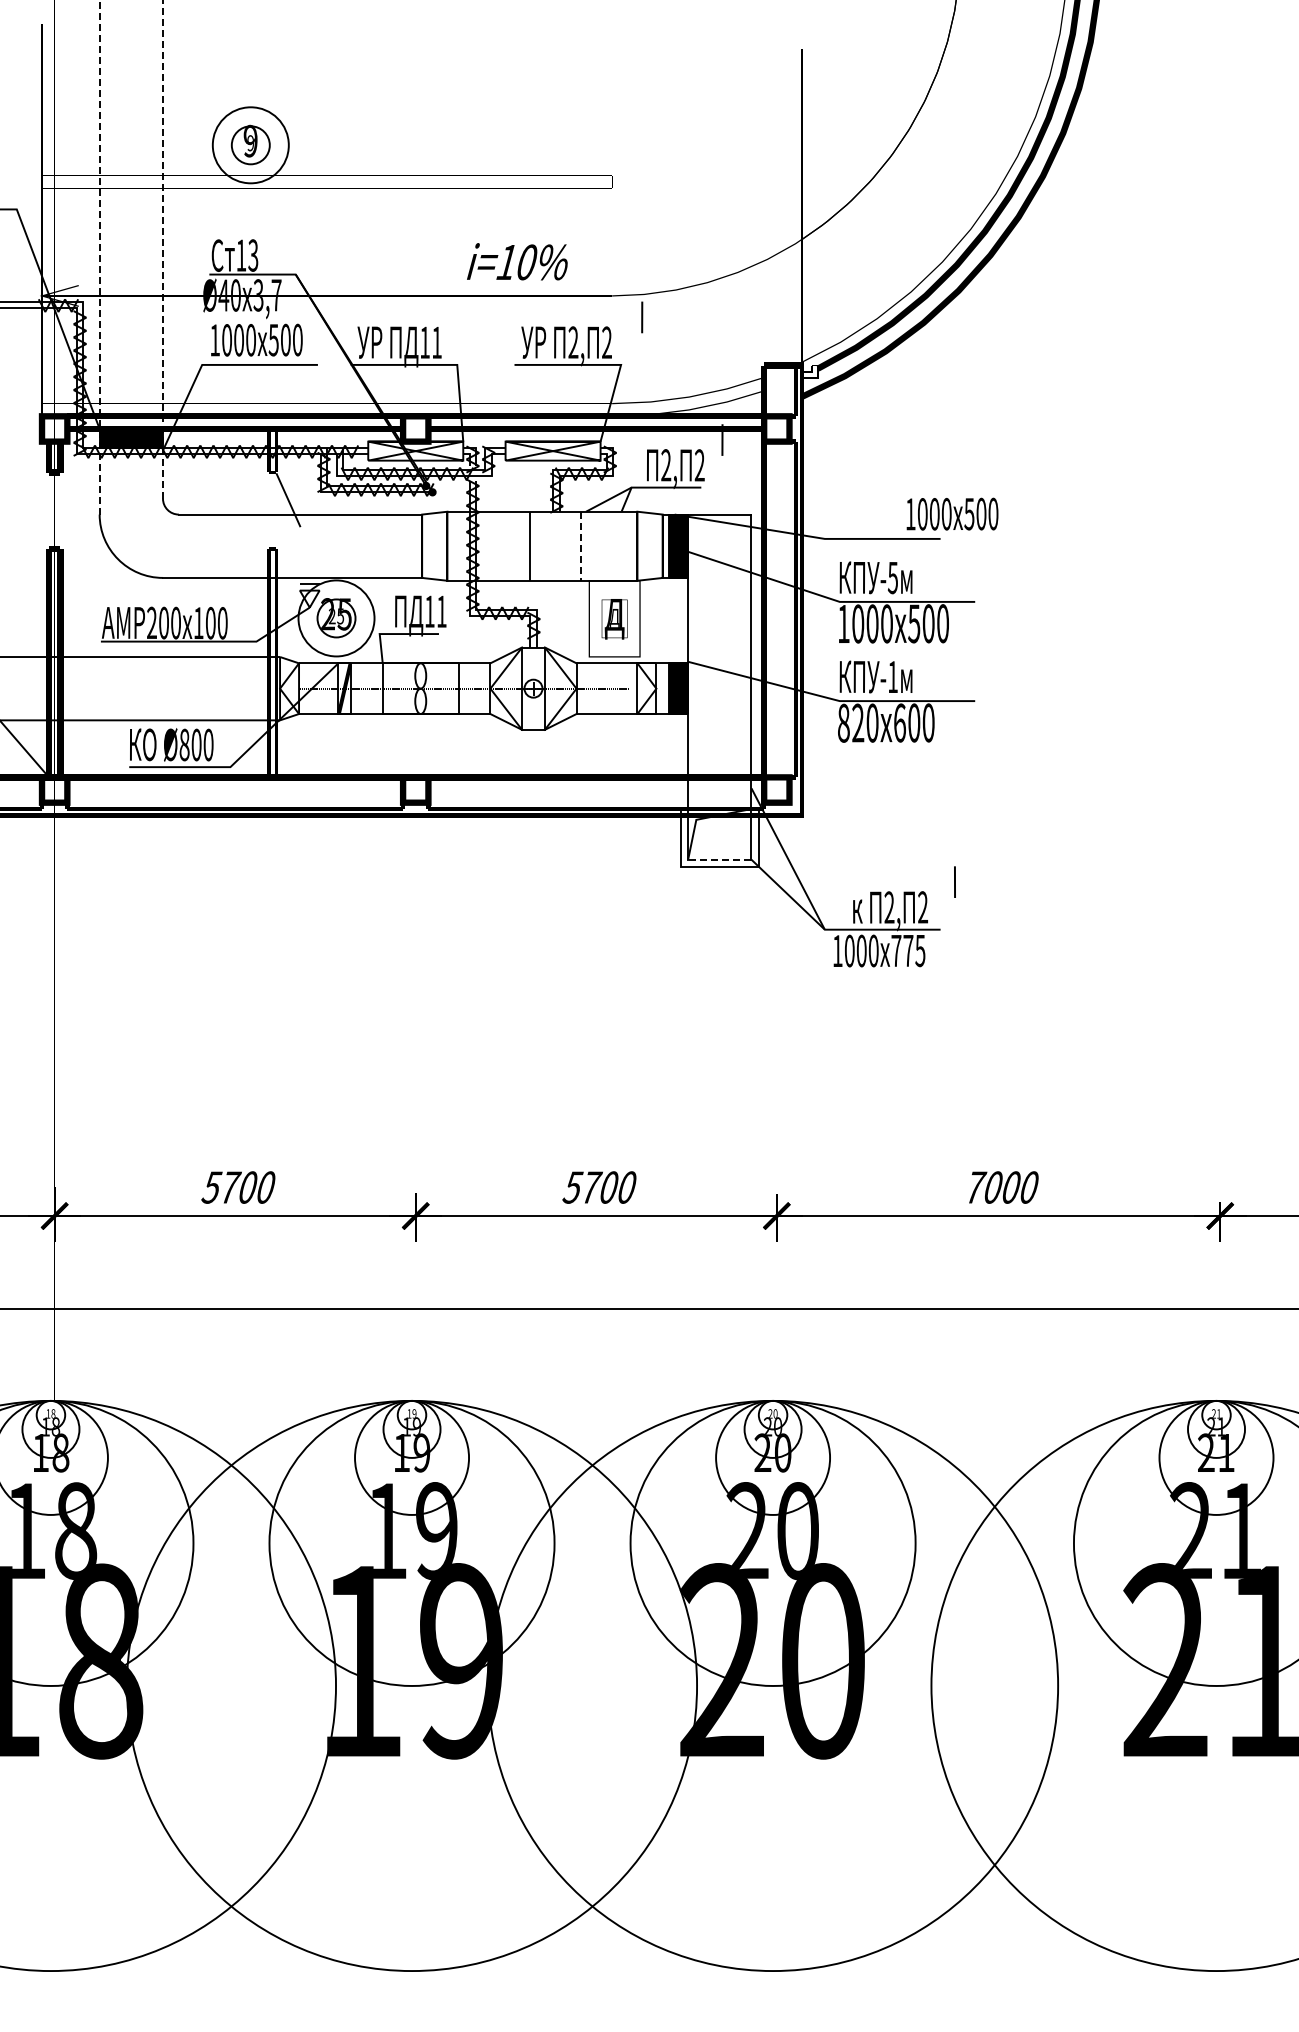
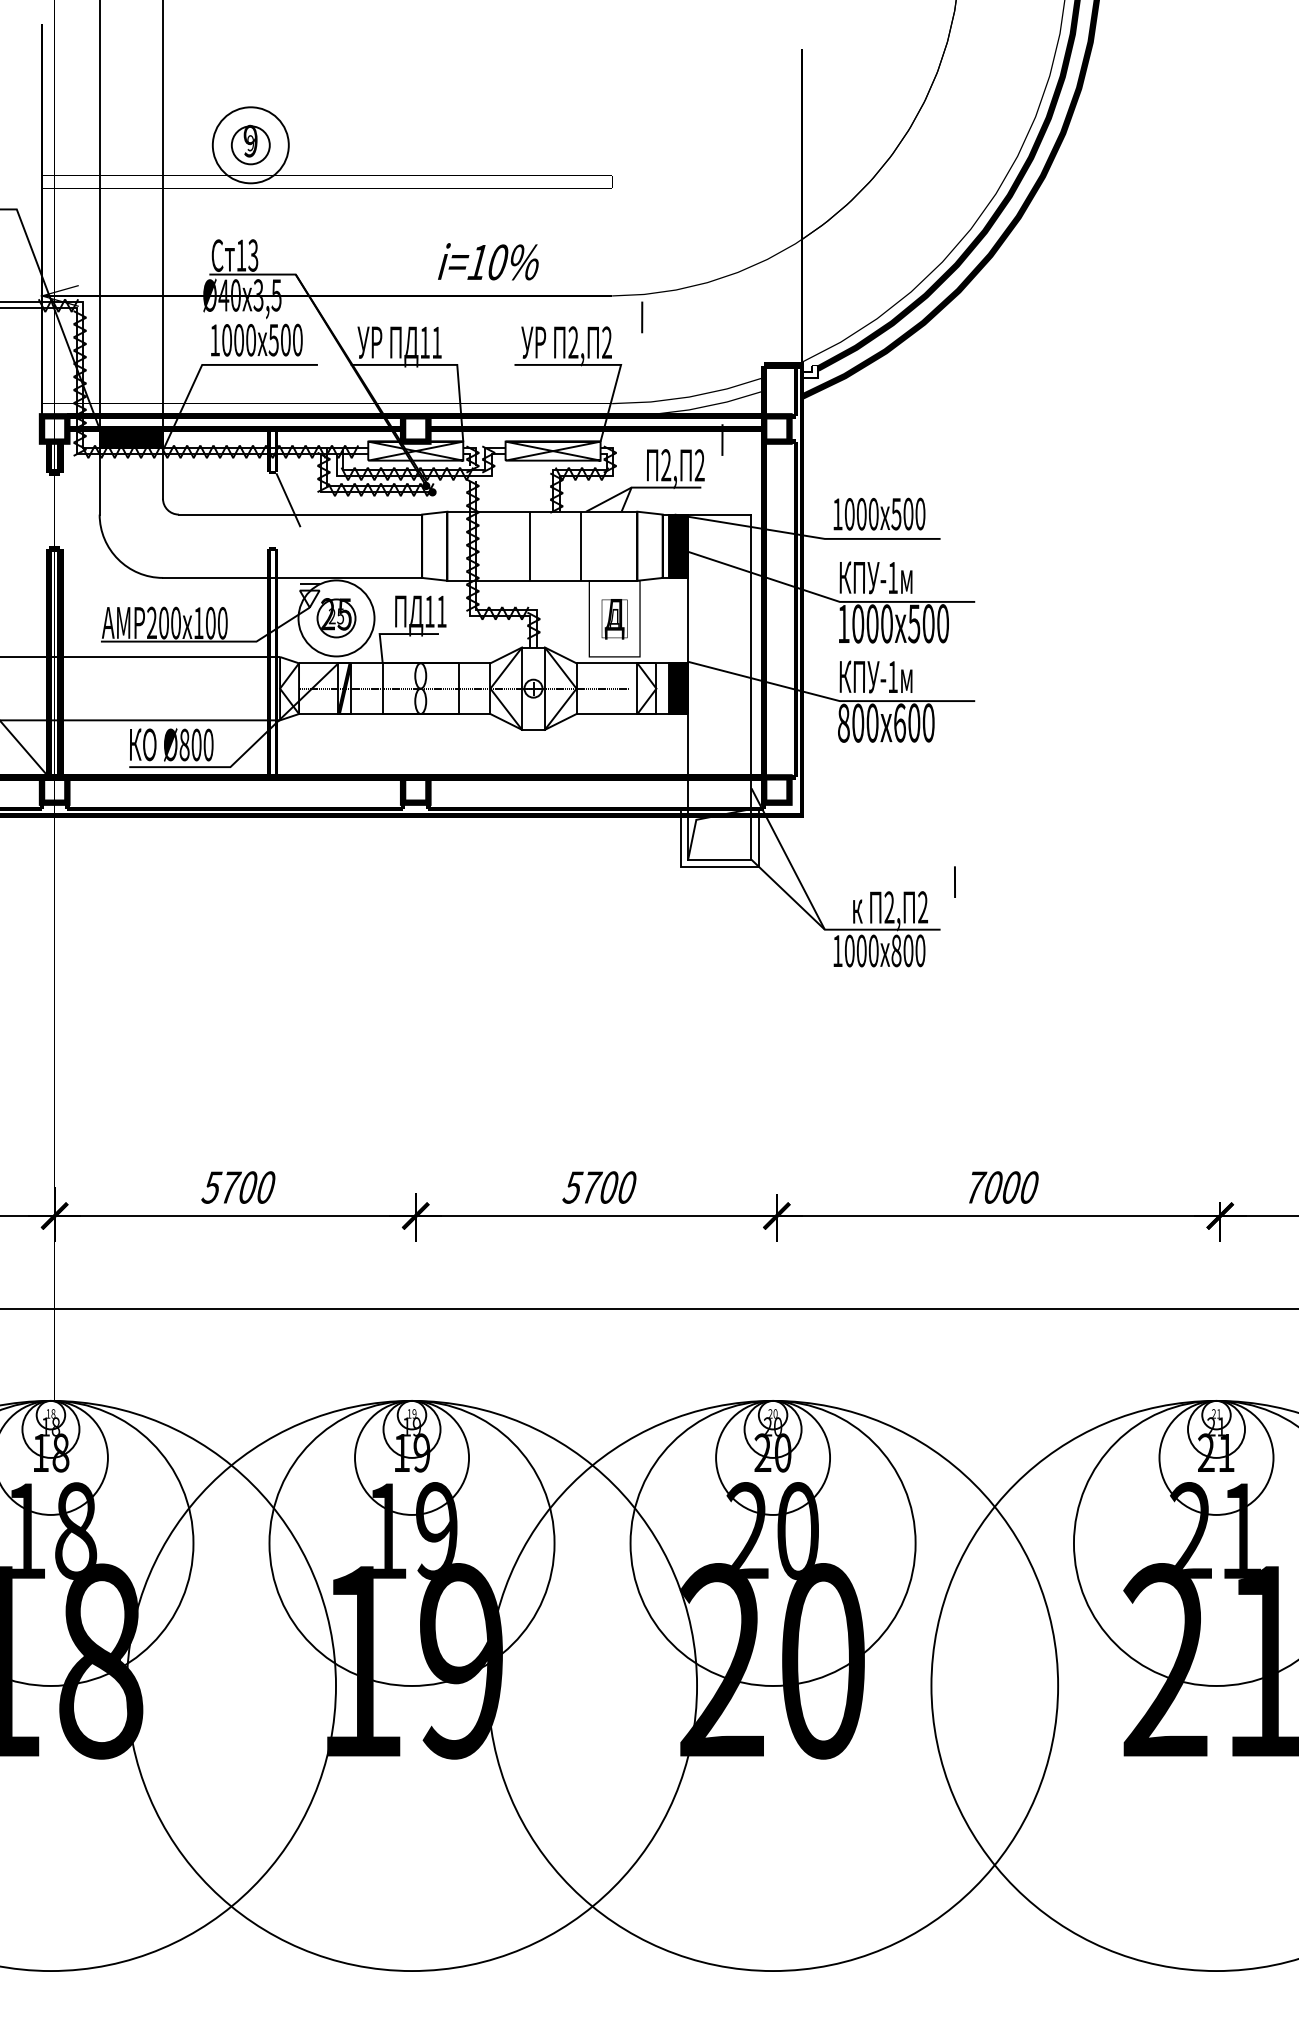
line: dashed -> solid (163, 249)
line: dashed -> solid (99, 257)
text position: (517, 261) -> (488, 261) (488, 261)
text: 3,7 -> 3,5 (276, 295)
text position: (952, 513) -> (879, 513) (879, 513)
line: dashed -> solid (581, 546)
text: -5 -> -1 (892, 578)
text: 820 -> 800 (858, 722)
line: dashed -> solid (719, 859)
text: 775 -> 800 (908, 950)
